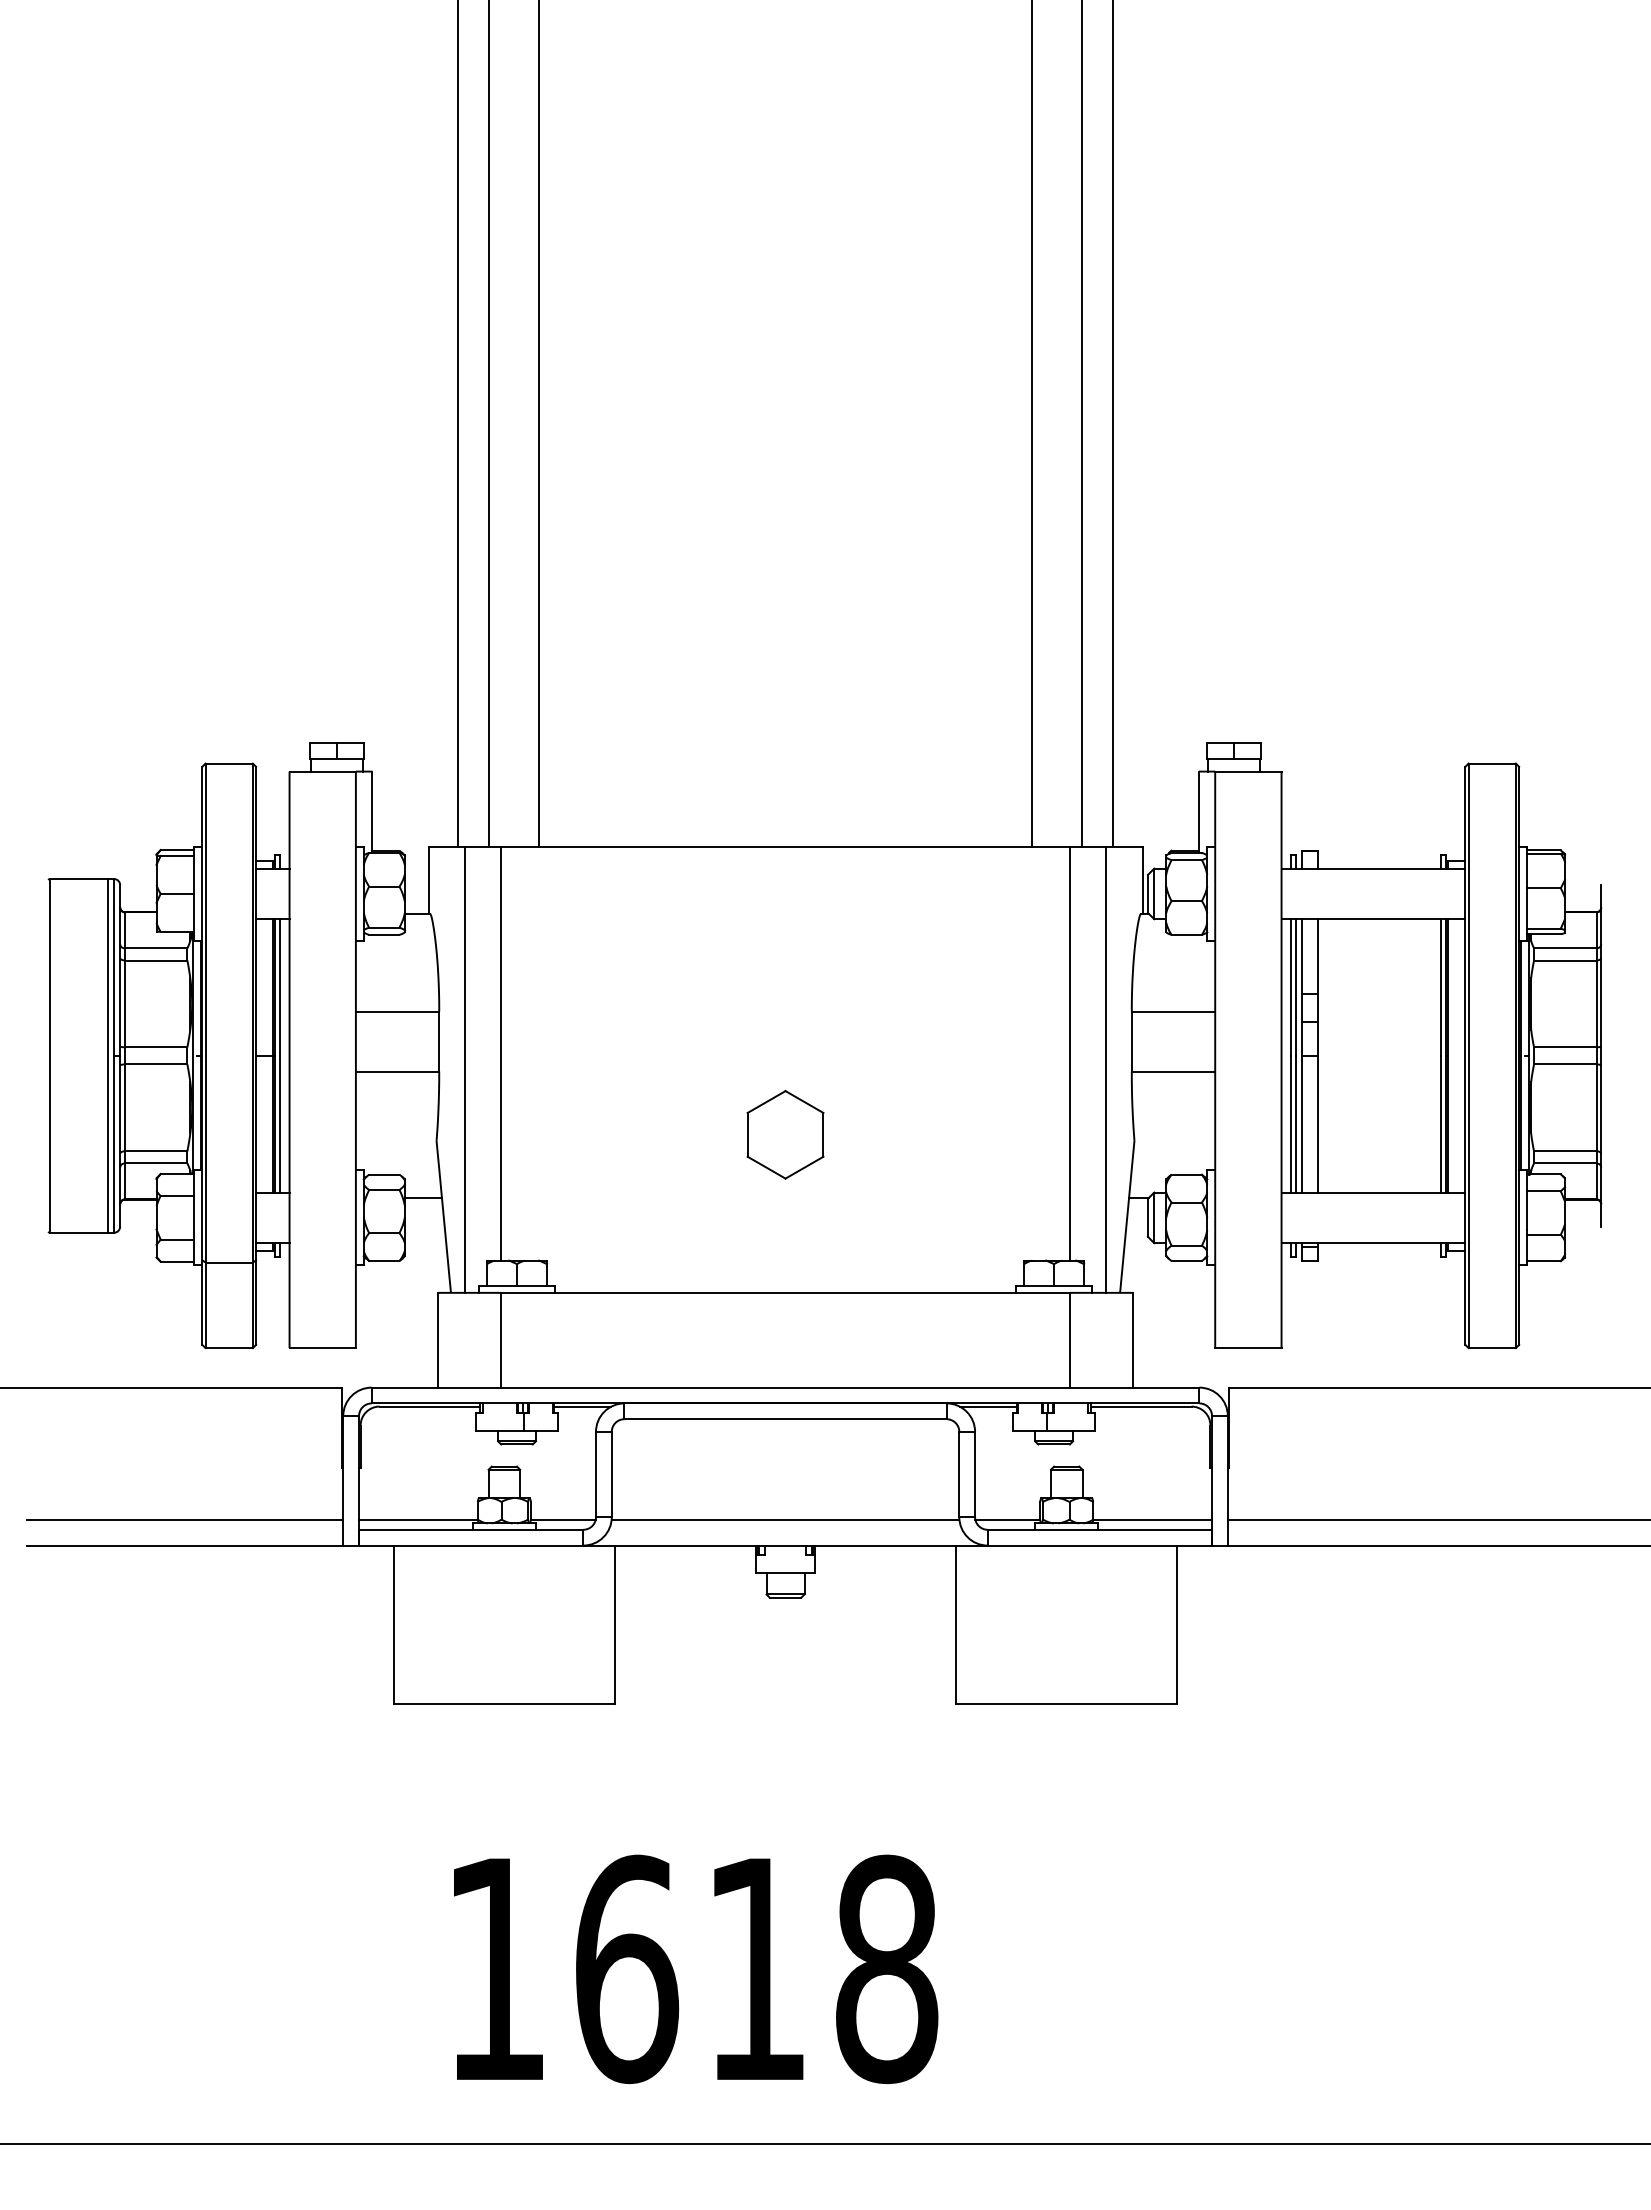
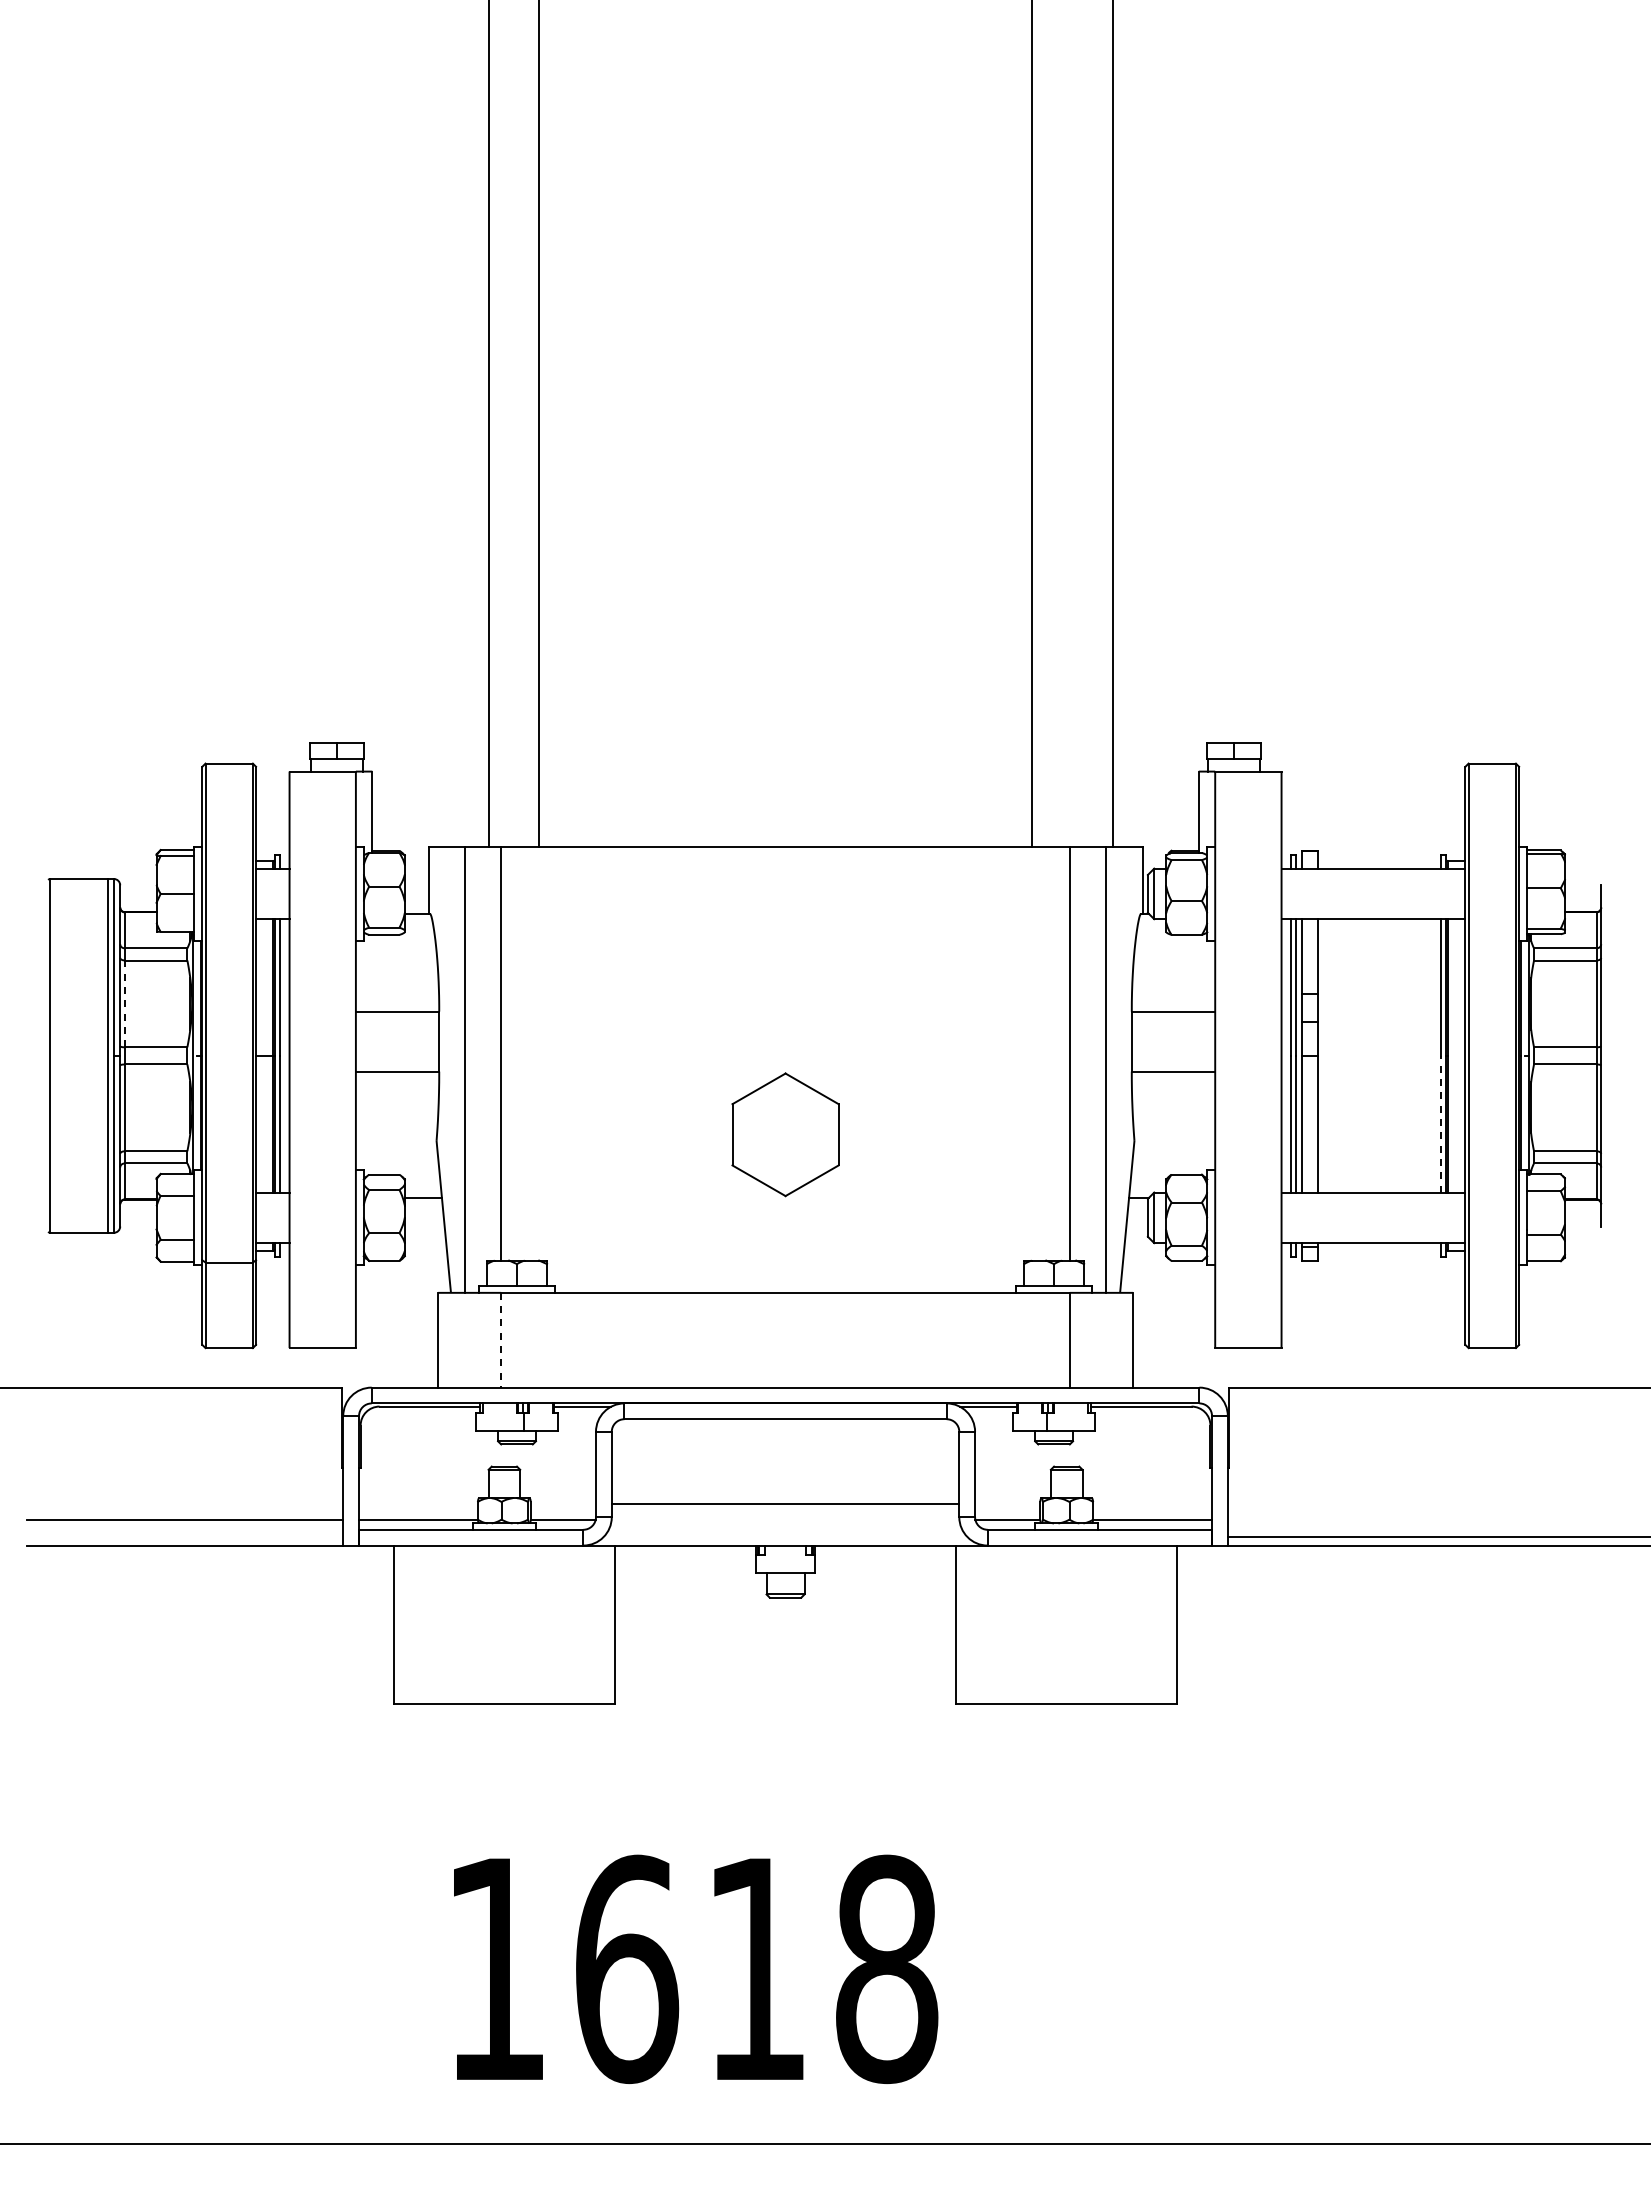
line: present -> none (457, 424)
line: present -> none (1082, 424)
line: solid -> dashed (124, 1003)
line: solid -> dashed (1441, 1123)
part size: 79x90 px -> 109x126 px (785, 1134)
line: solid -> dashed (501, 1340)
line position: (785, 1520) -> (785, 1504) (785, 1504)
line position: (1437, 1520) -> (1437, 1537) (1437, 1537)
